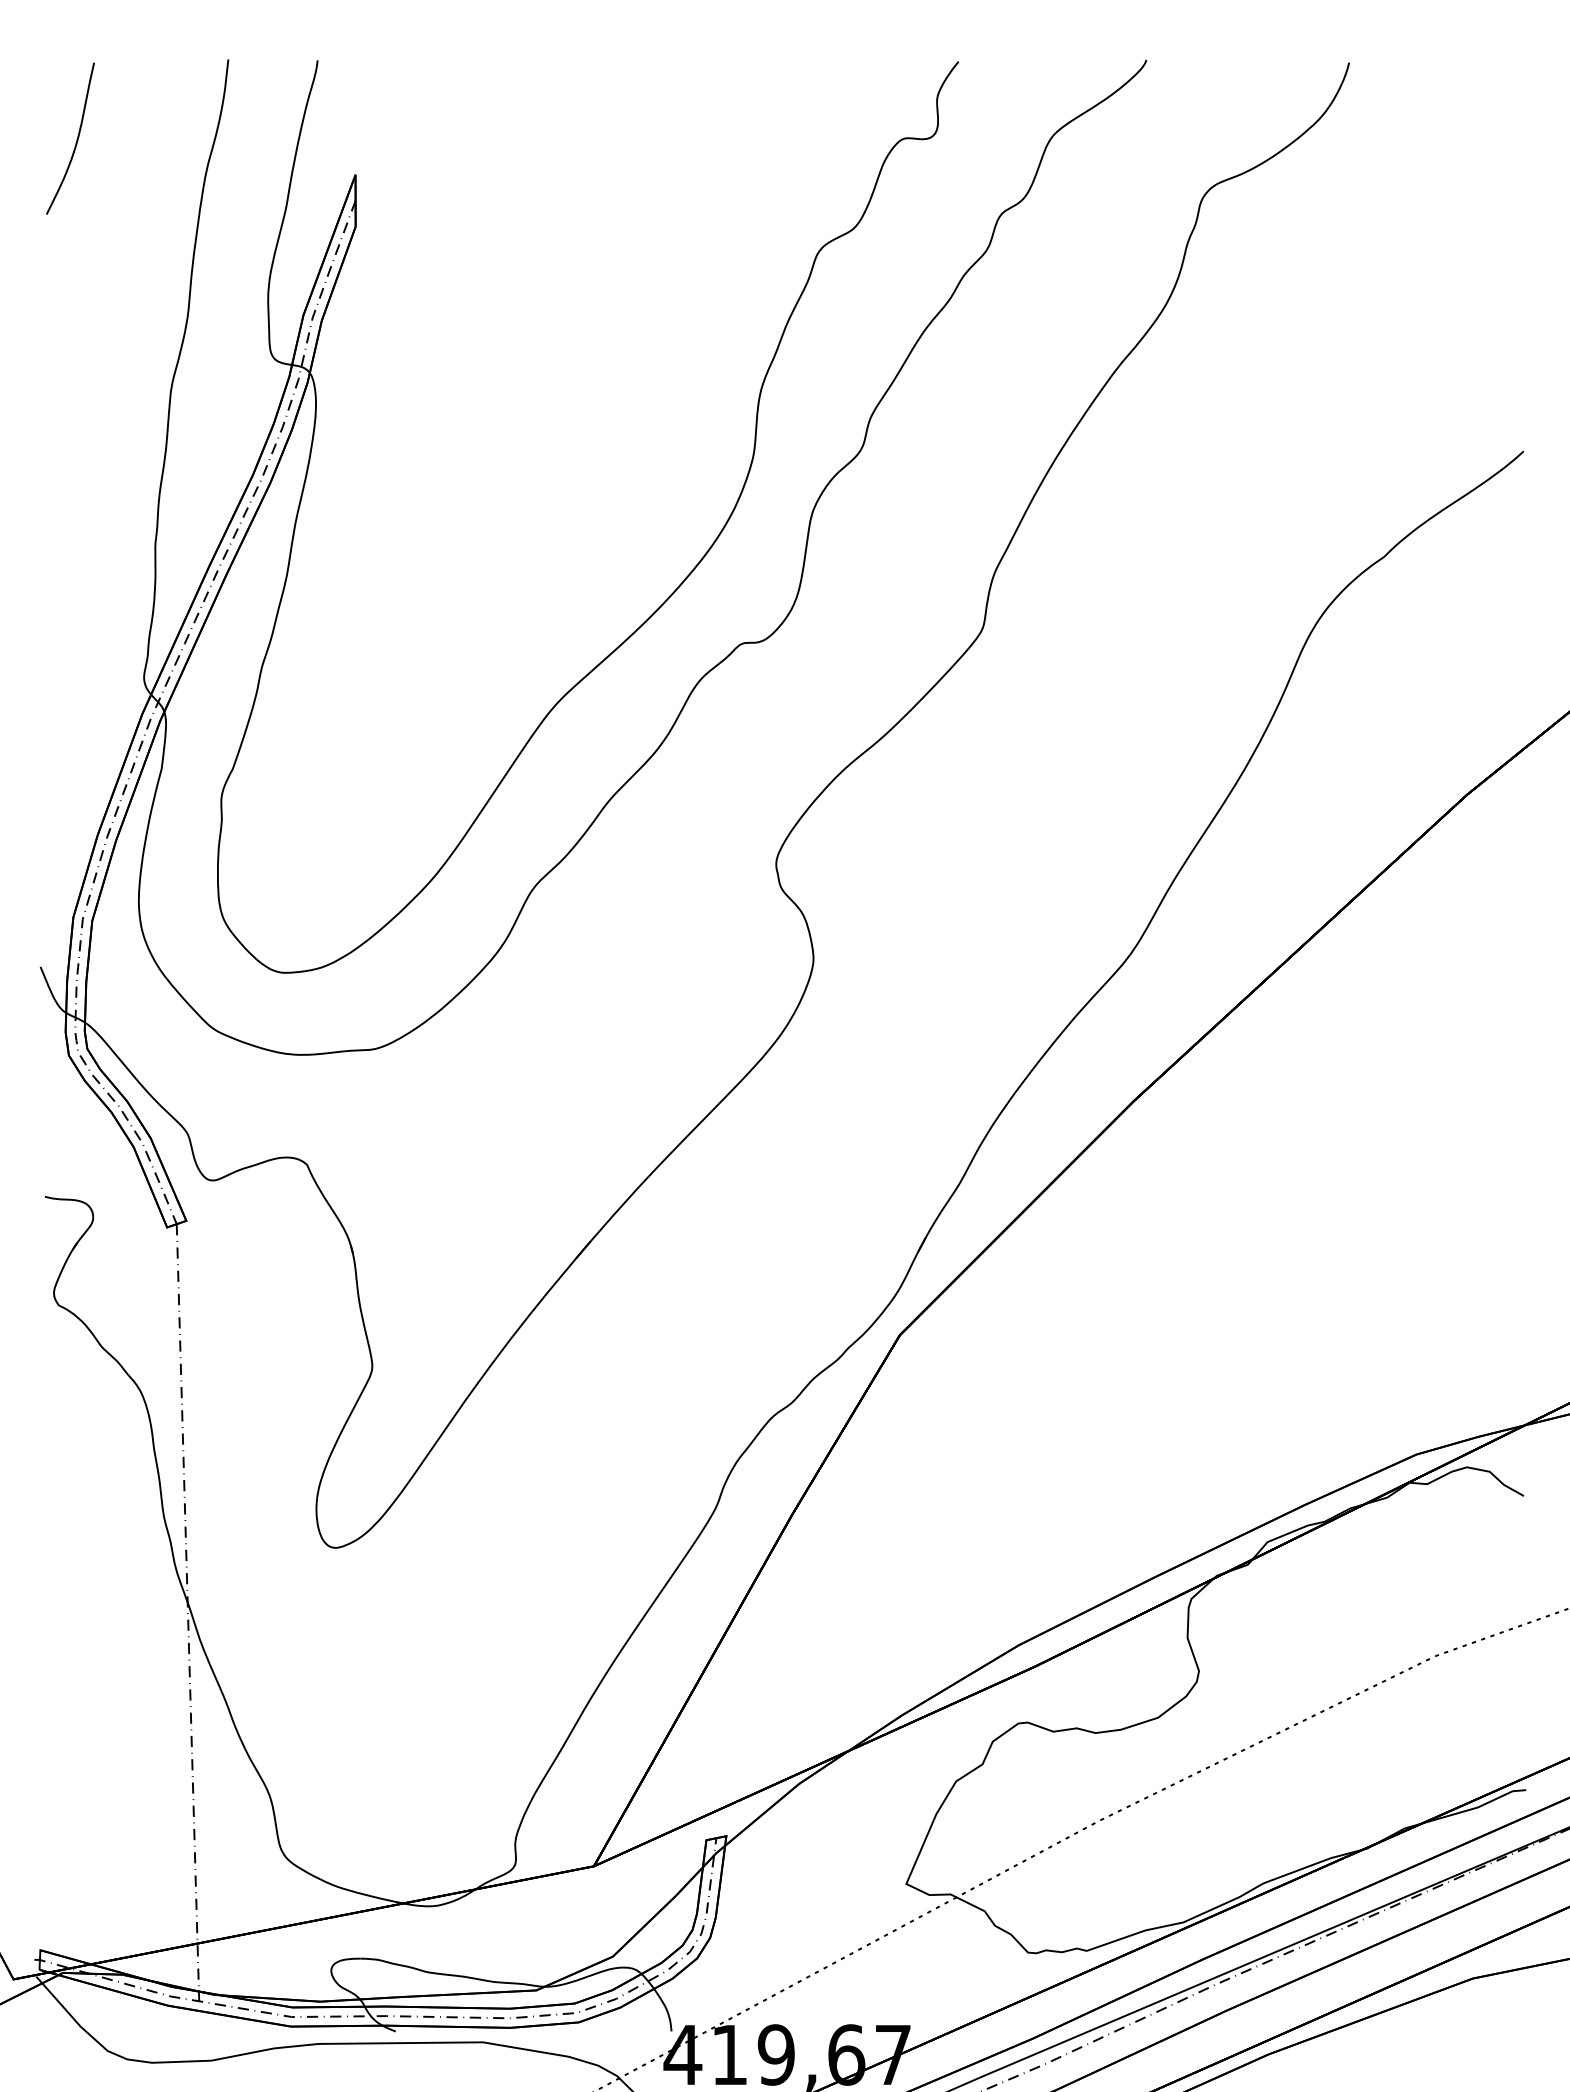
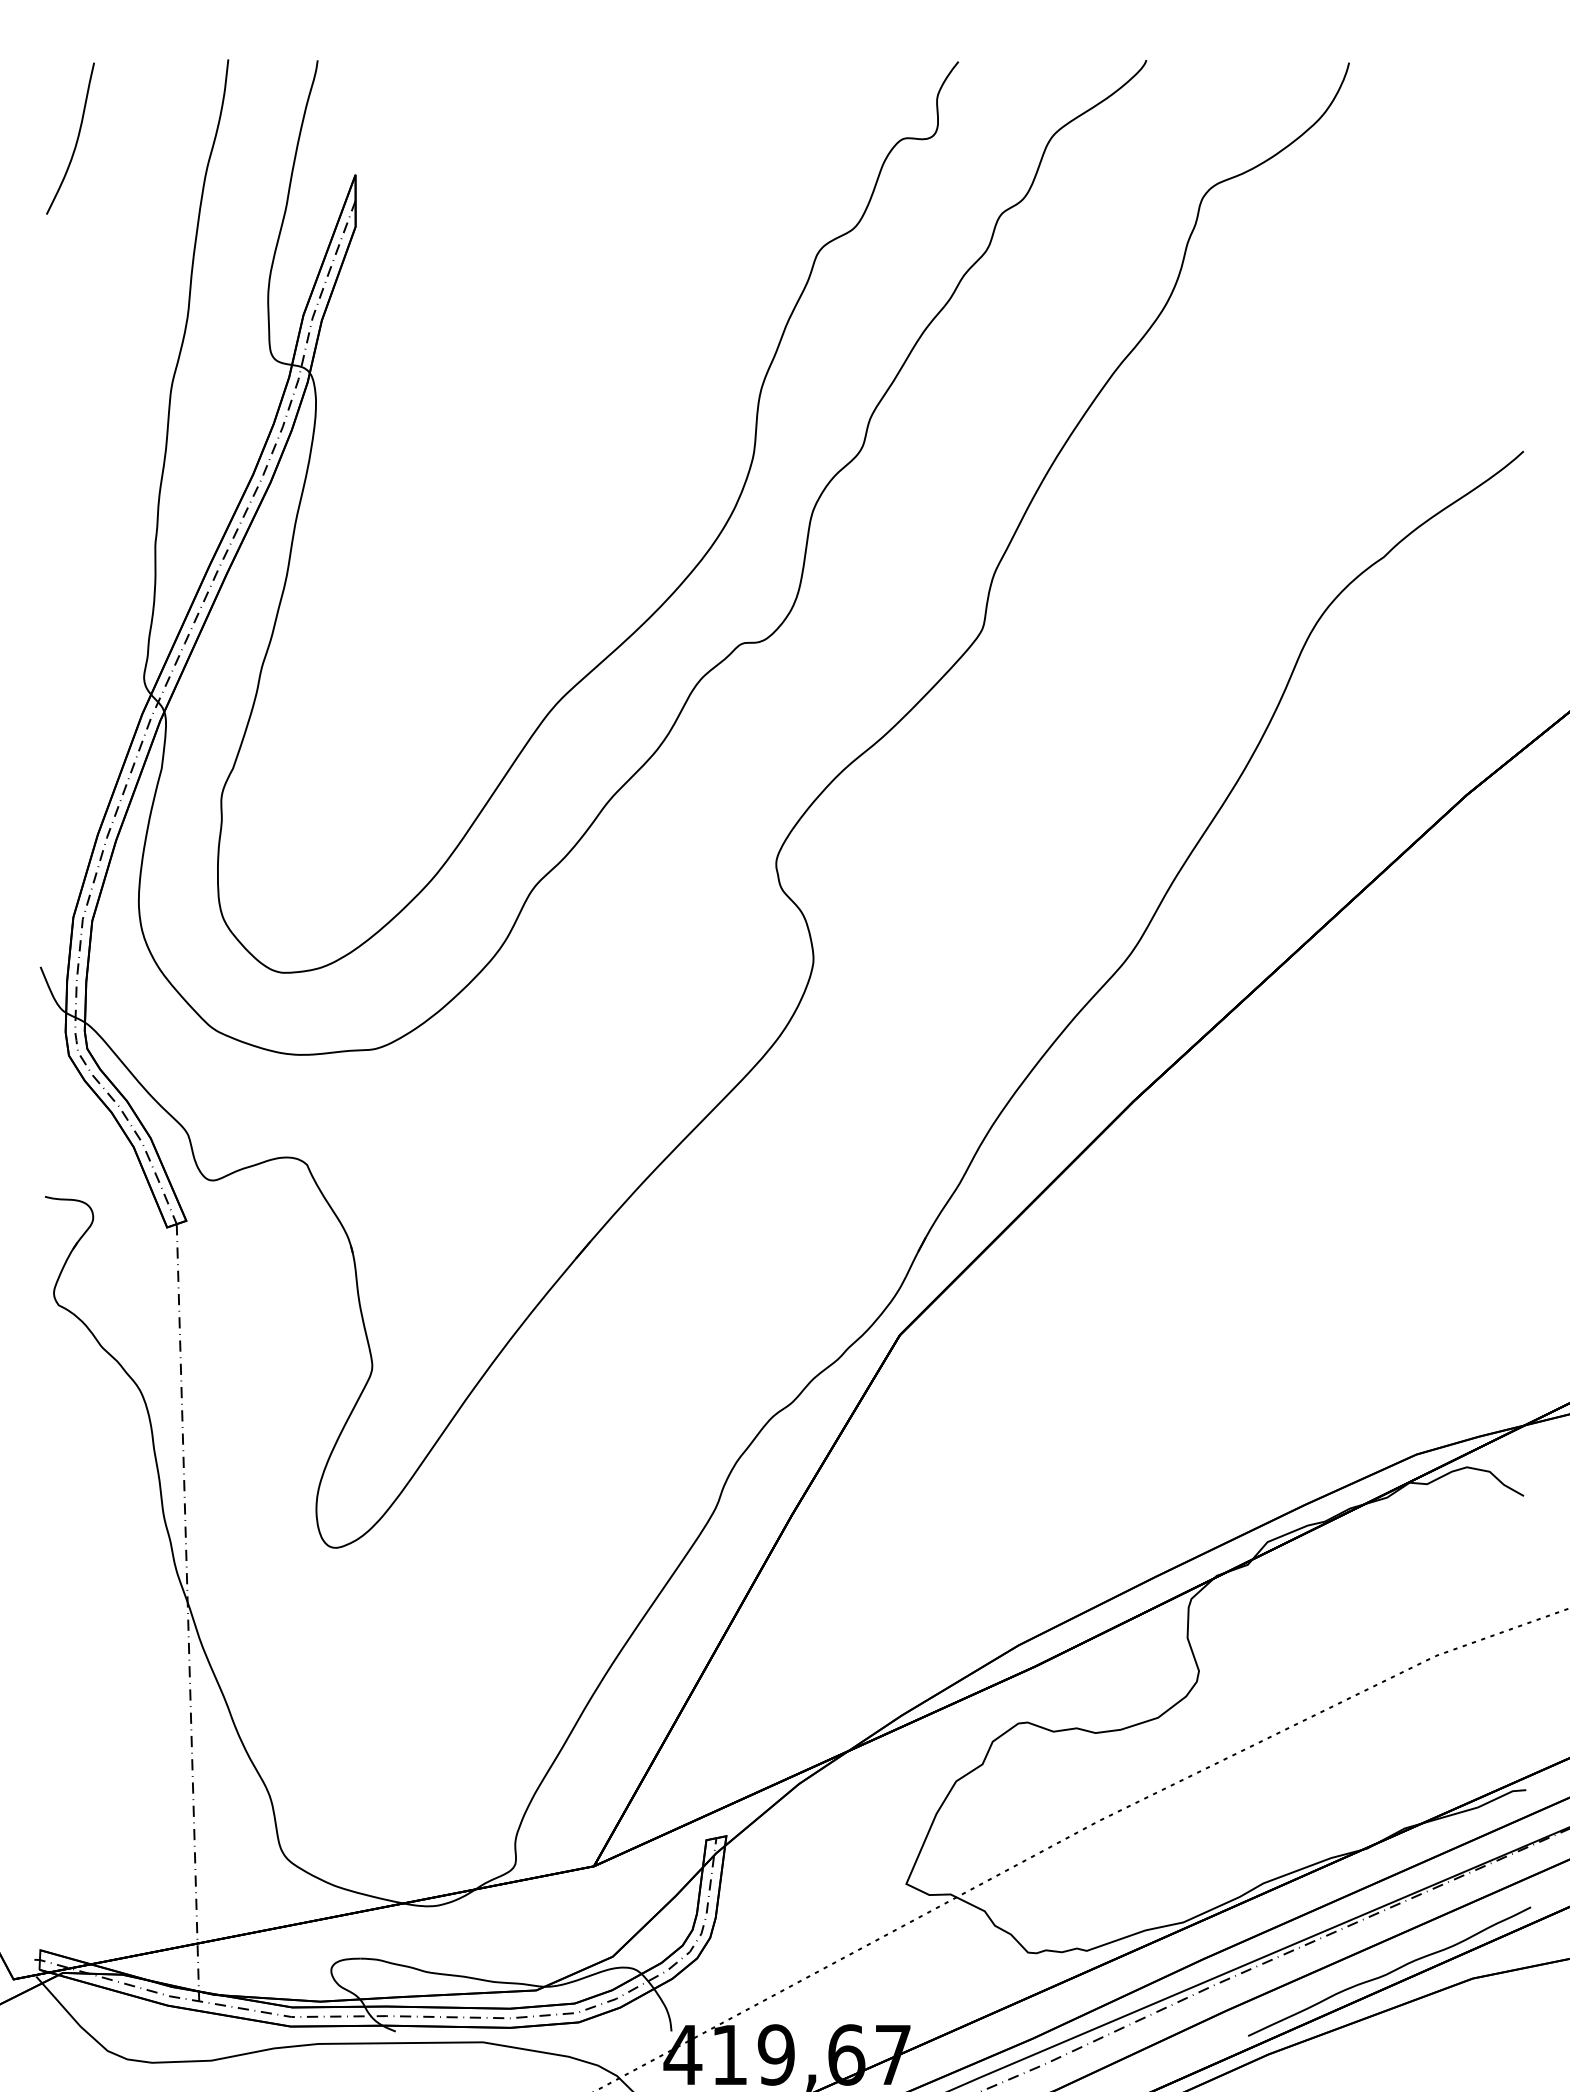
curve: none -> present (1390, 1971)
